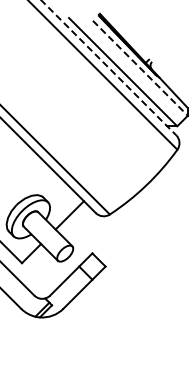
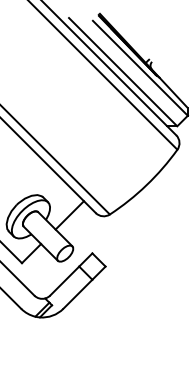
line: dashed -> solid (109, 68)
line: dashed -> solid (140, 68)
